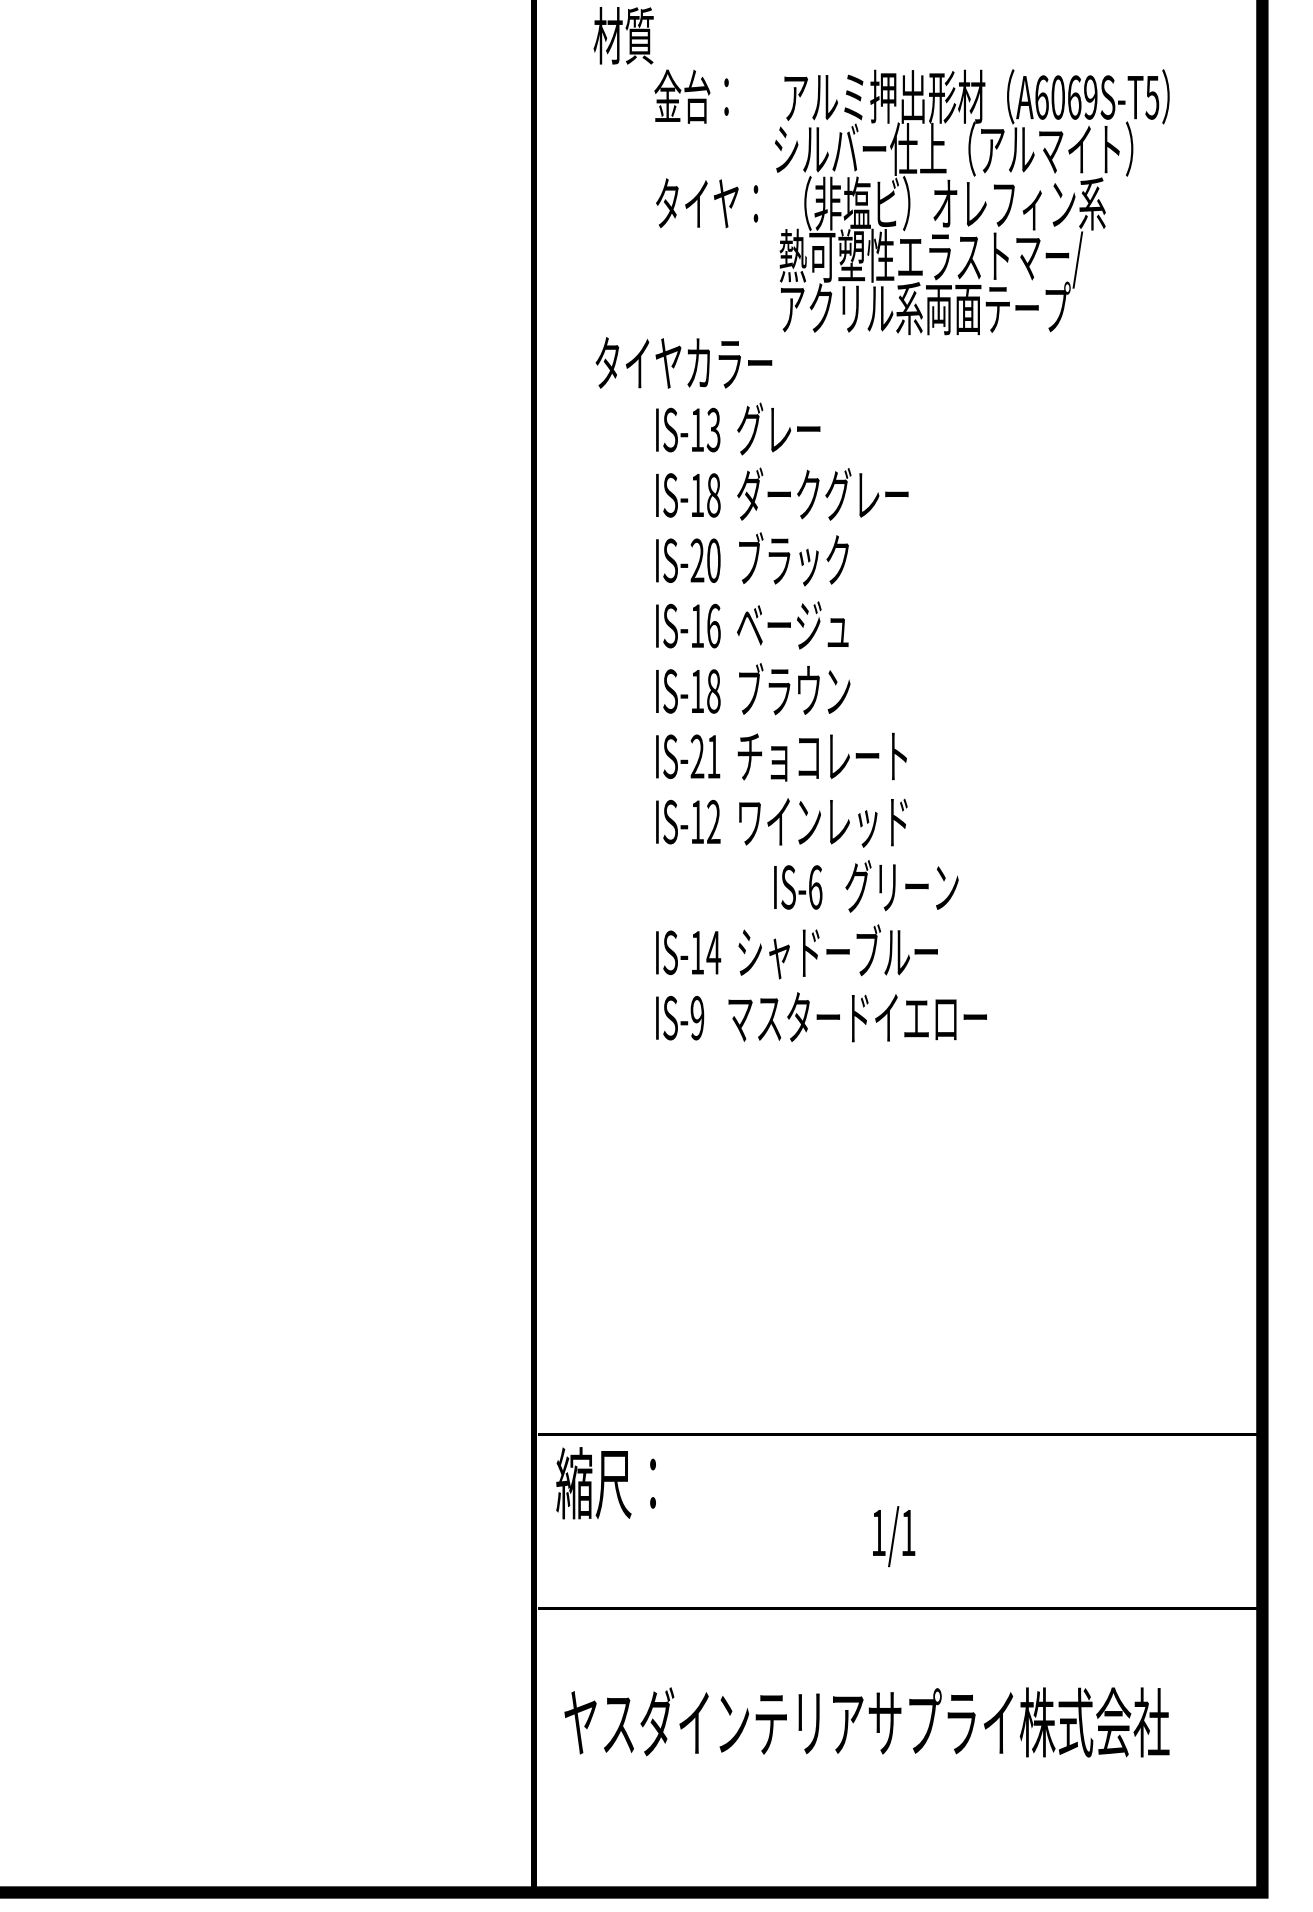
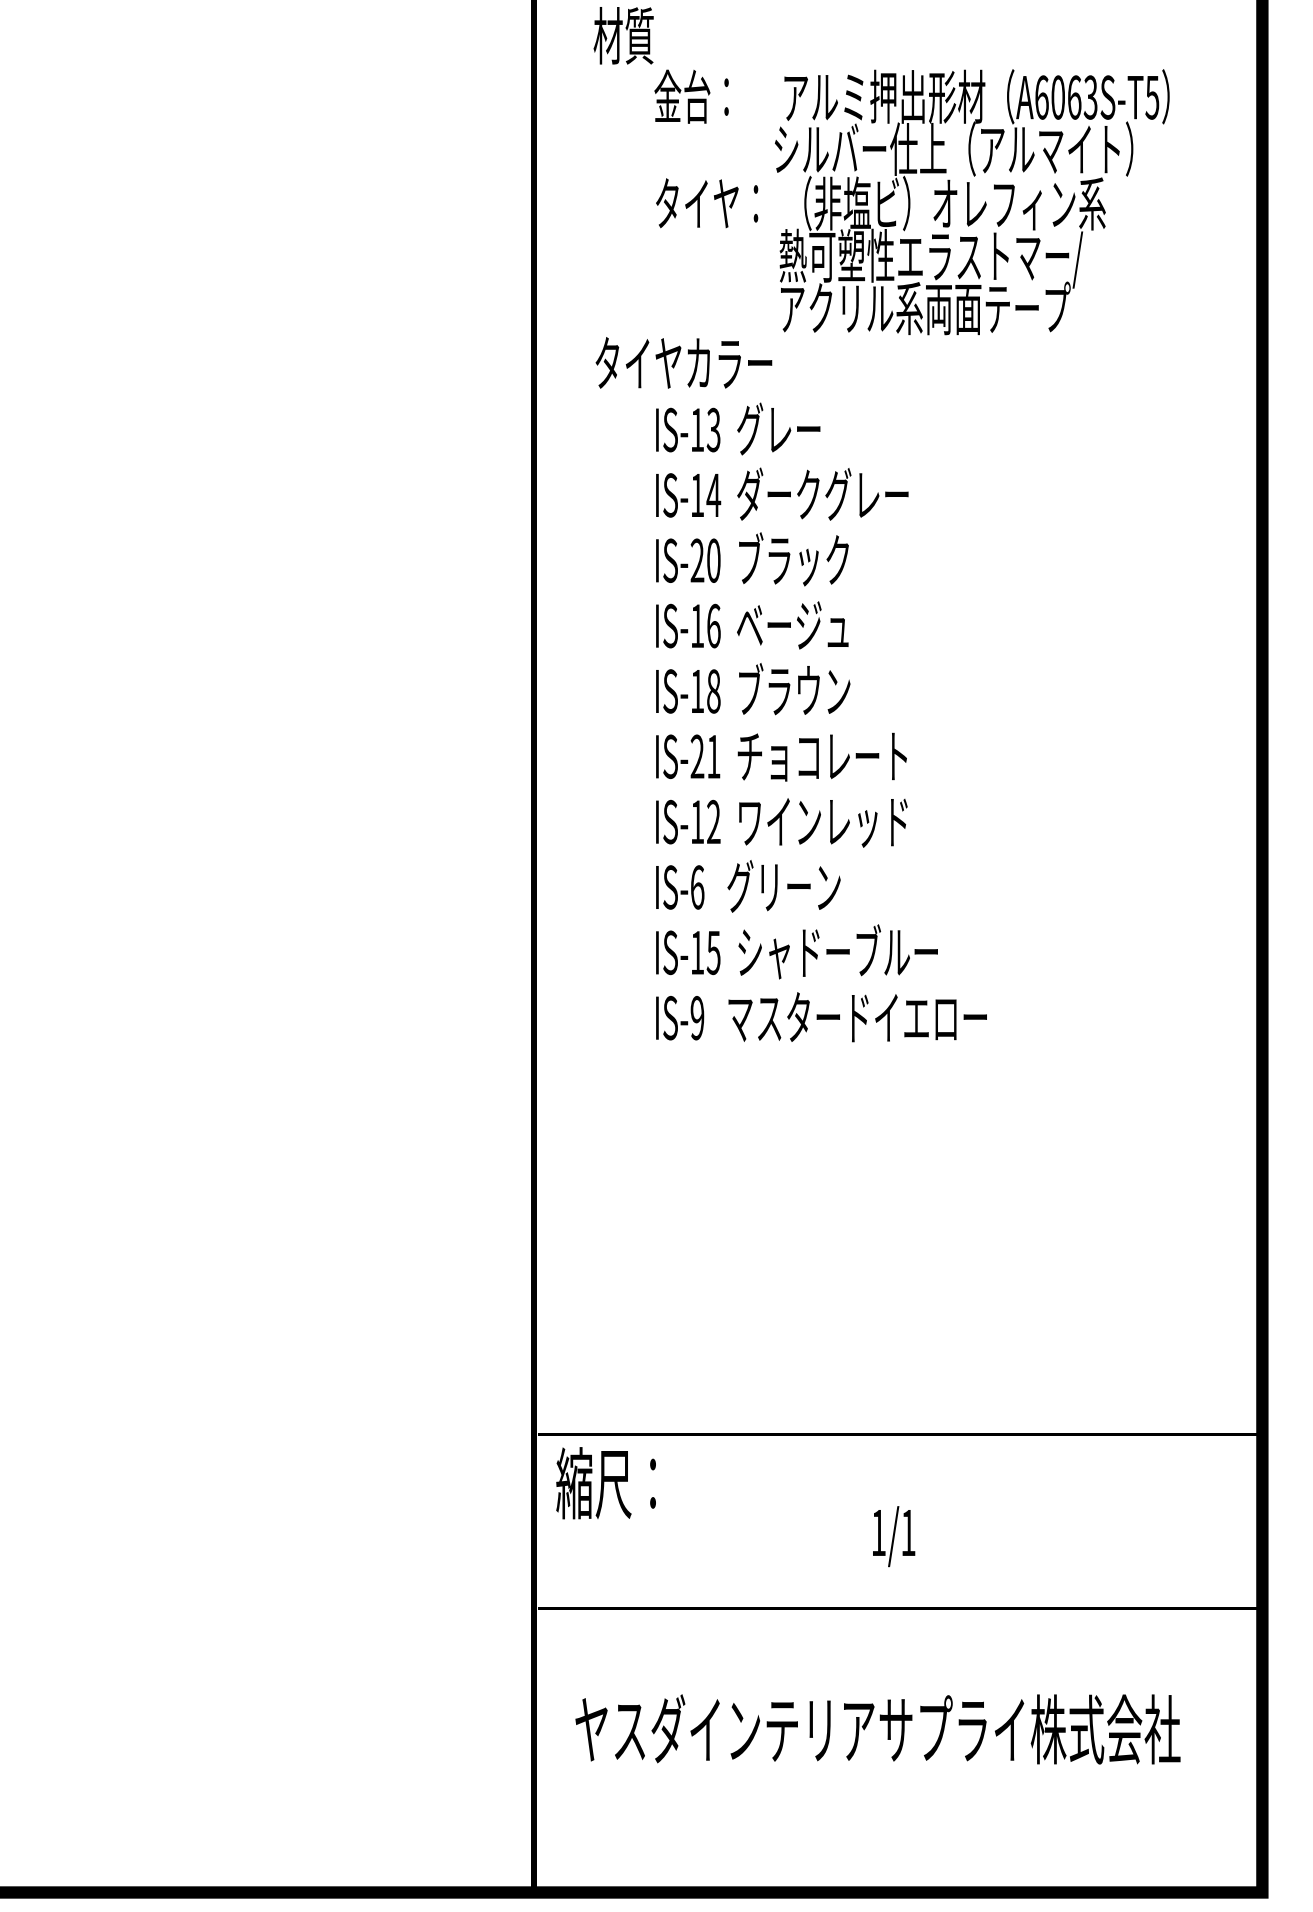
text: A6069S-T5 -> A6063S-T5 (1090, 97)
text: IS-18 -> IS-14 (713, 495)
text position: (866, 886) -> (748, 886) (748, 886)
text: IS-14 -> IS-15 (713, 953)
text position: (866, 1722) -> (877, 1729) (877, 1729)
